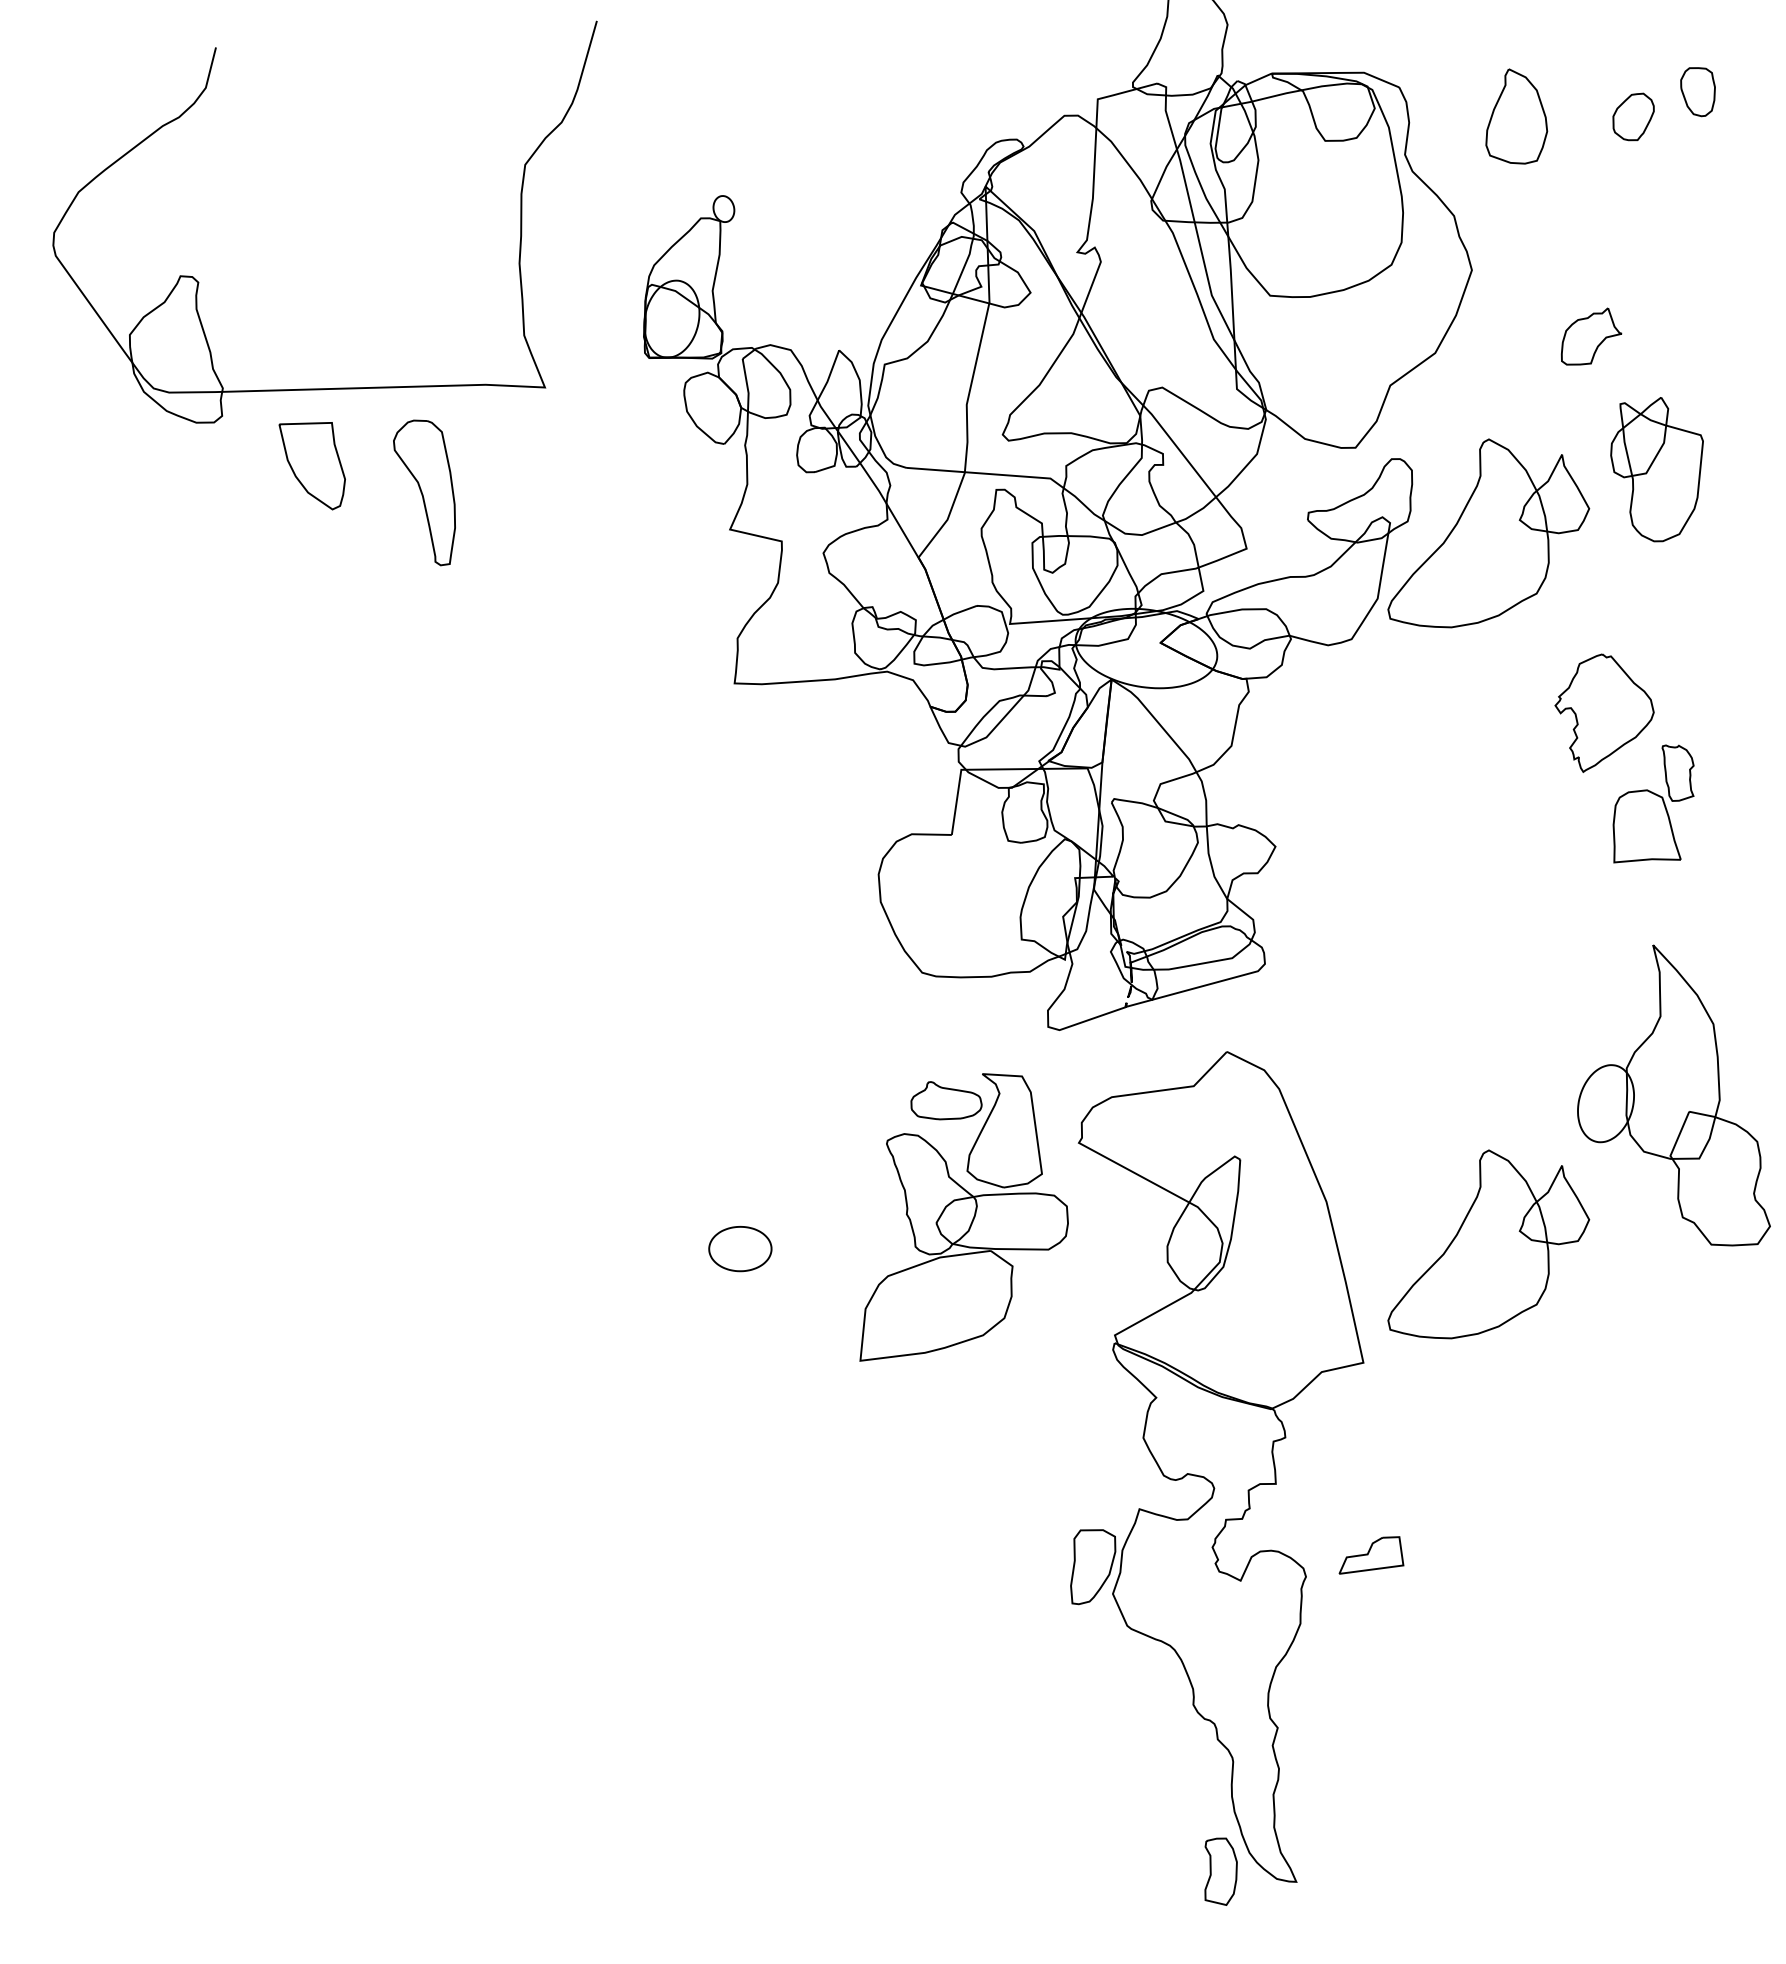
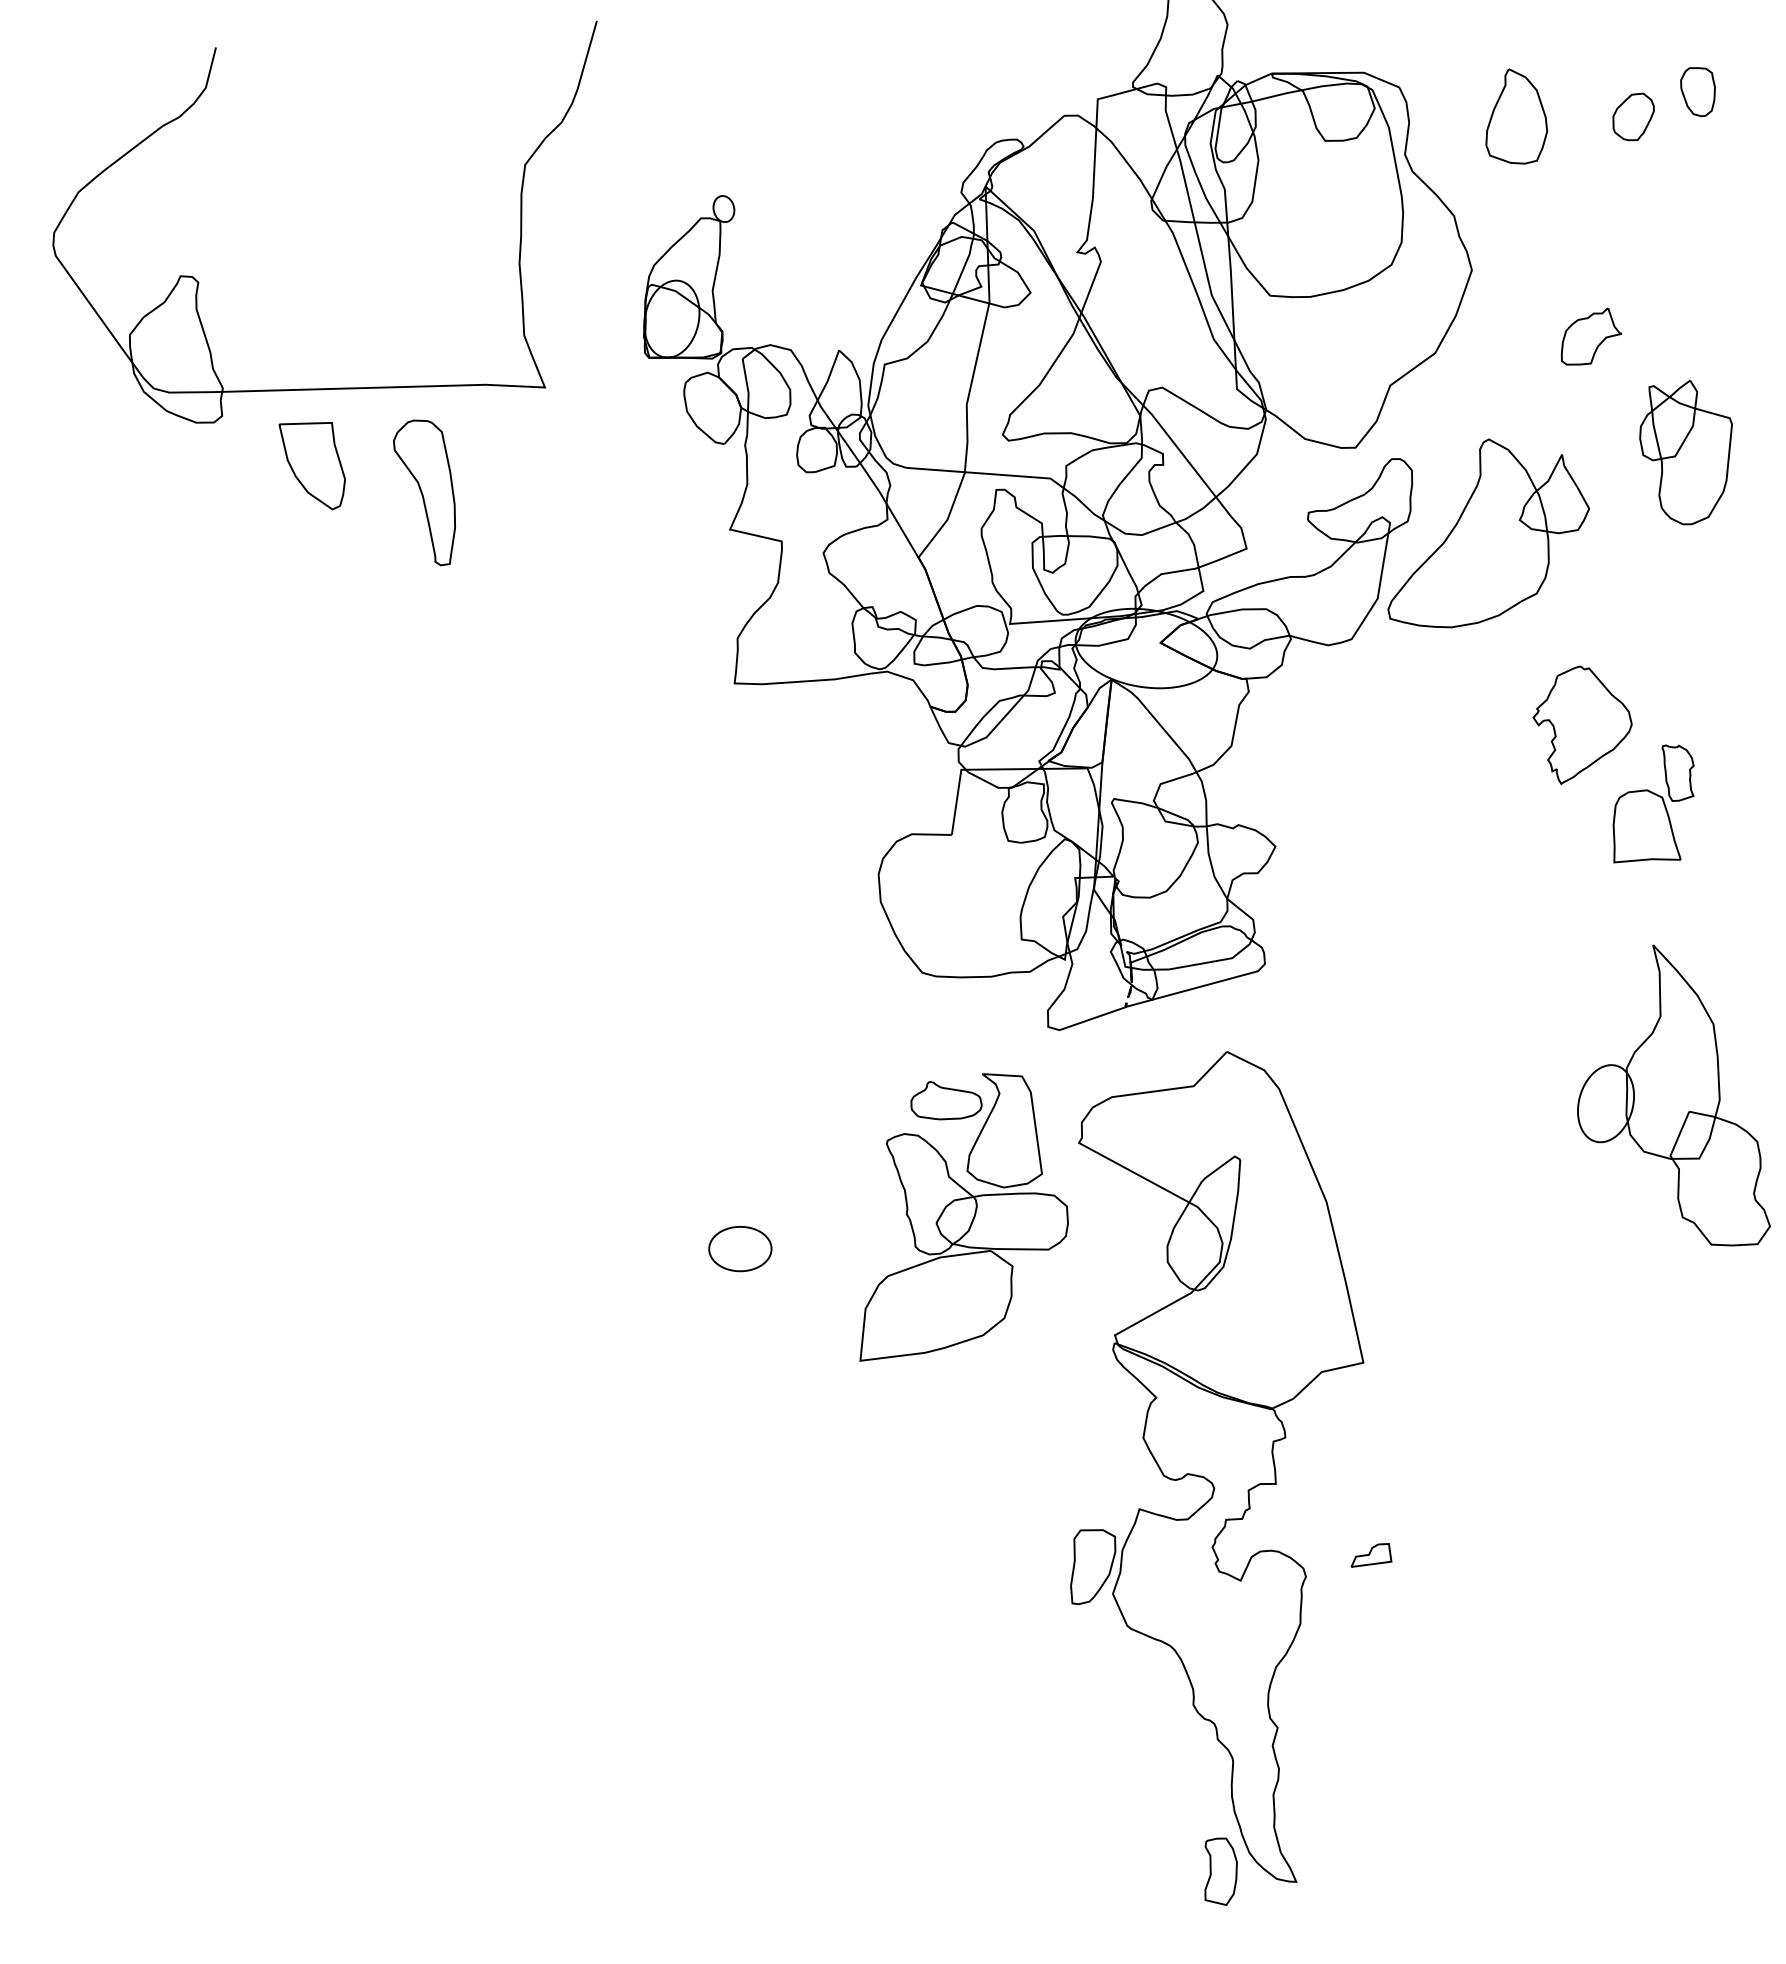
part position: (1656, 469) -> (1685, 452) (1685, 452)
part position: (1604, 712) -> (1582, 724) (1582, 724)
part: present -> none (1488, 1244)
part size: 67x39 px -> 43x25 px (1371, 1555)
